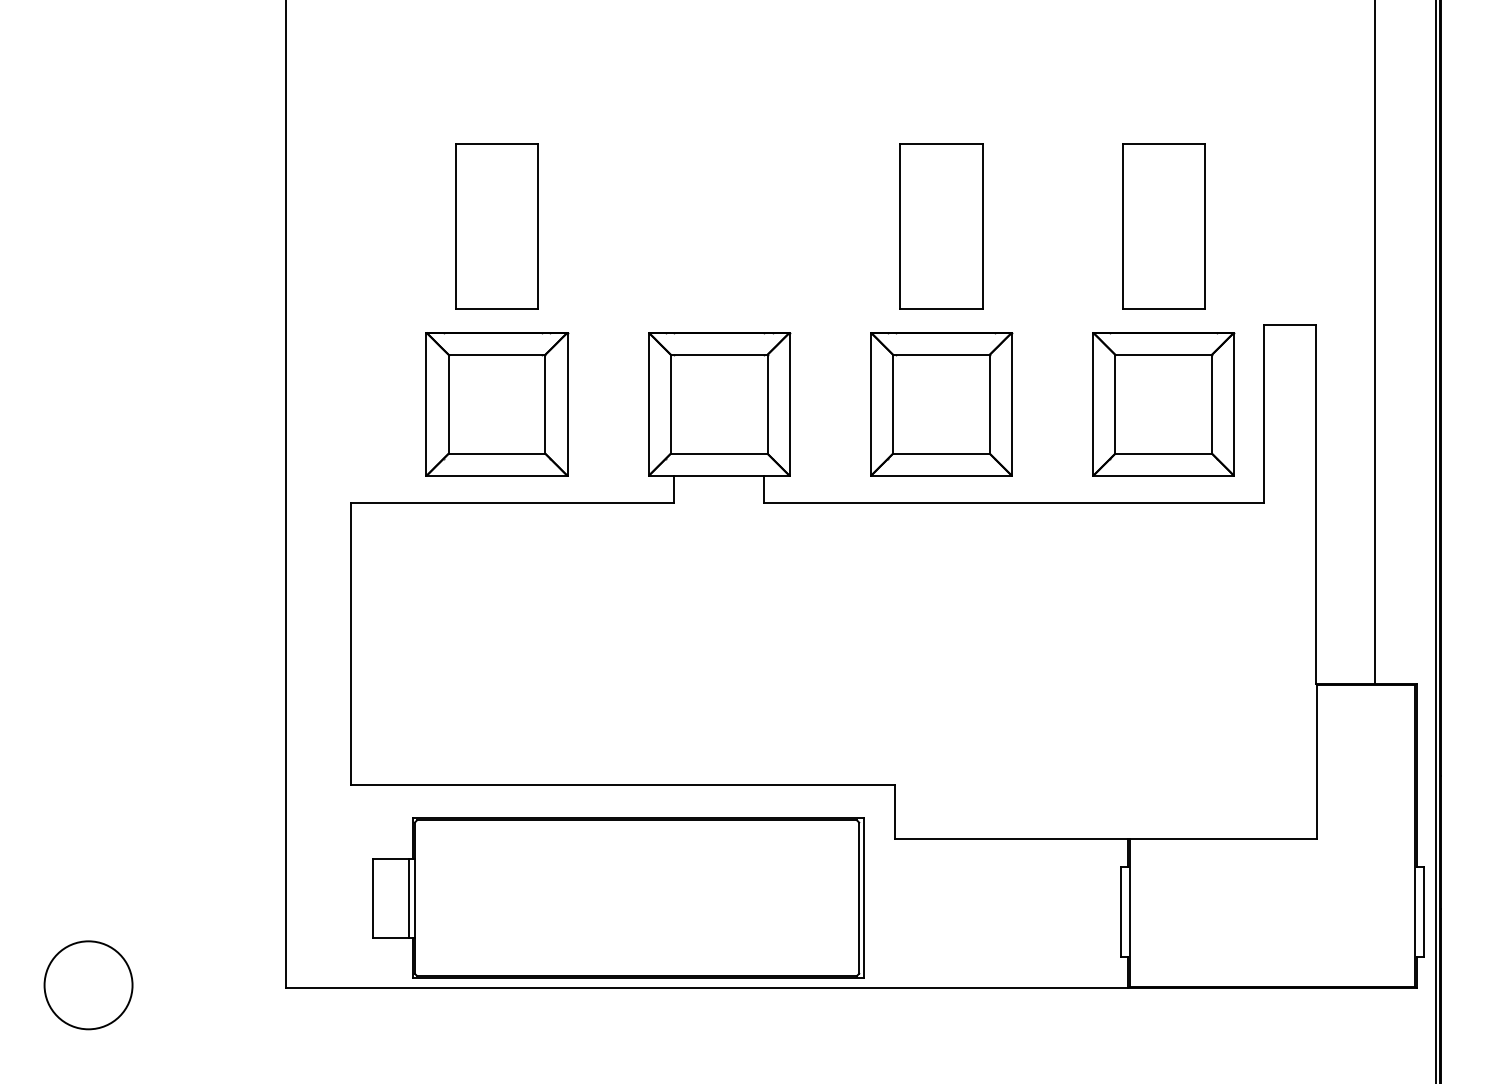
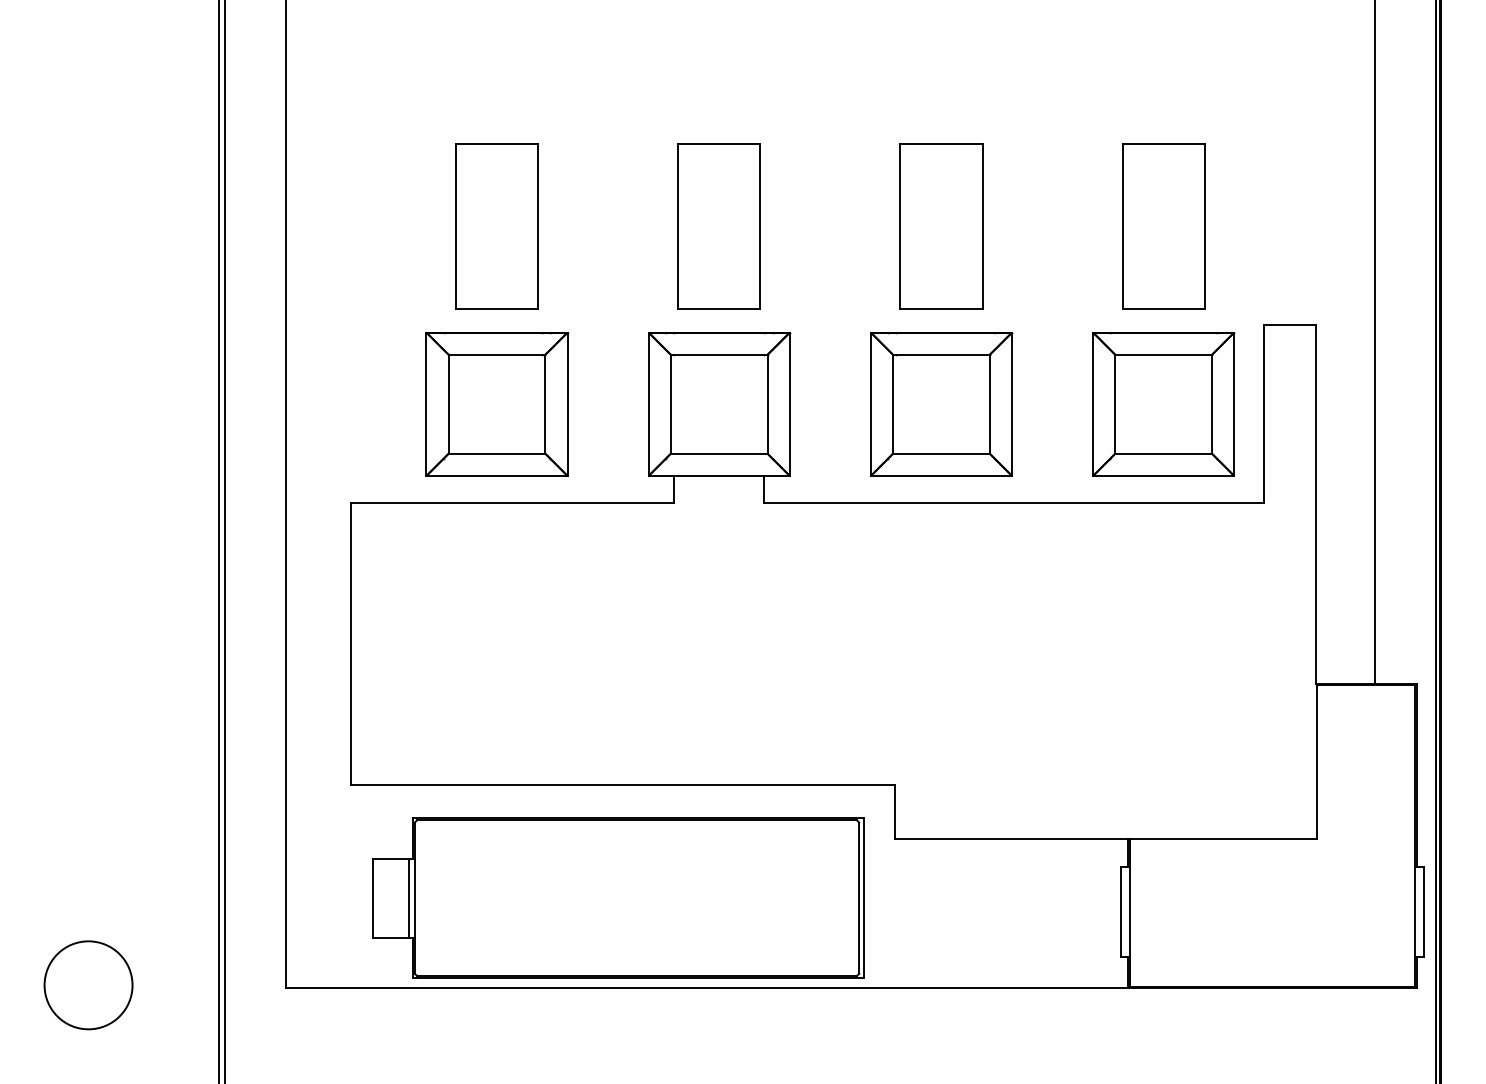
part: none -> present (718, 226)
line: none -> present (219, 541)
line: none -> present (224, 541)
